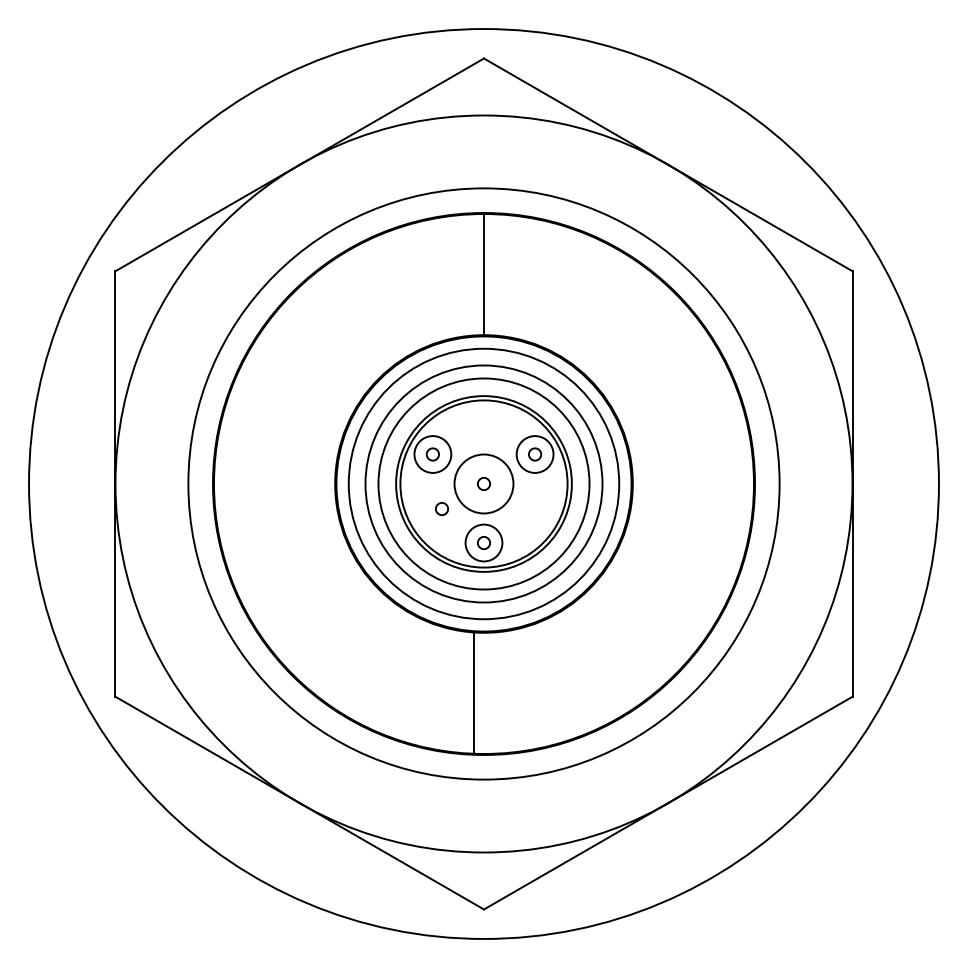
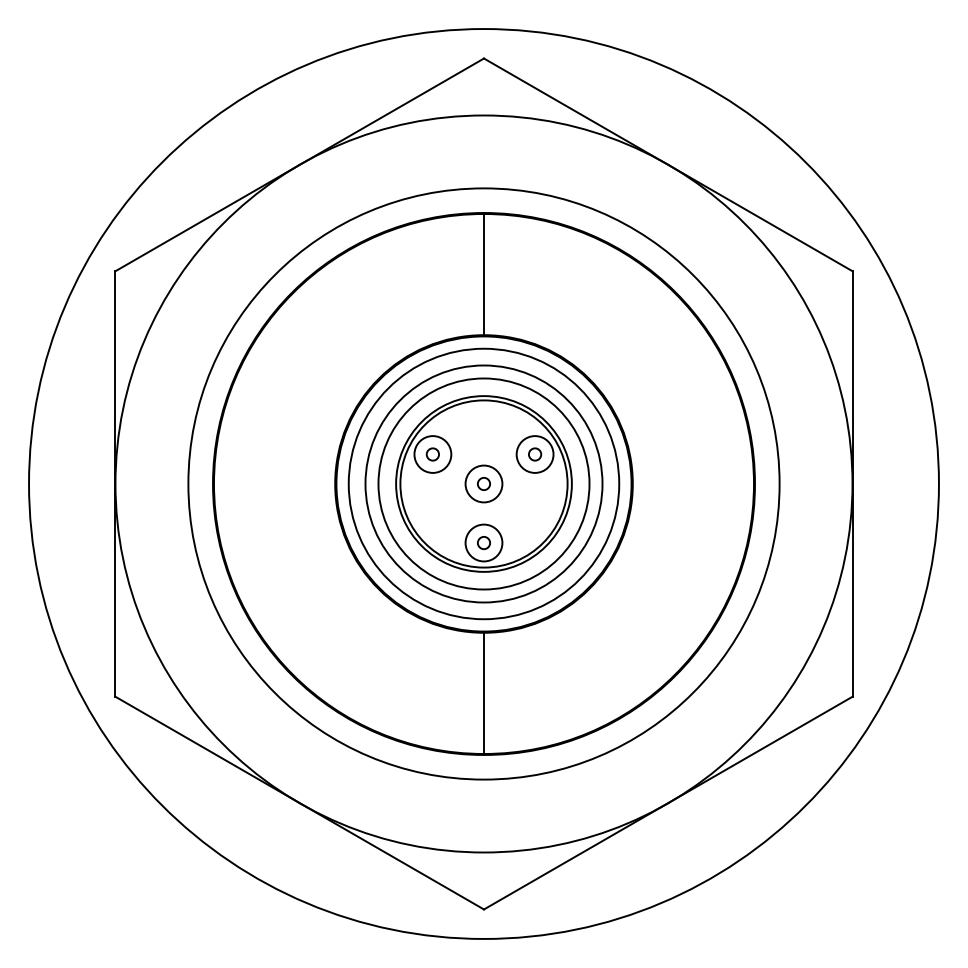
circle diameter: 59 px -> 37 px (483, 483)
circle: present -> none (441, 508)
line position: (474, 692) -> (484, 692) (484, 692)
